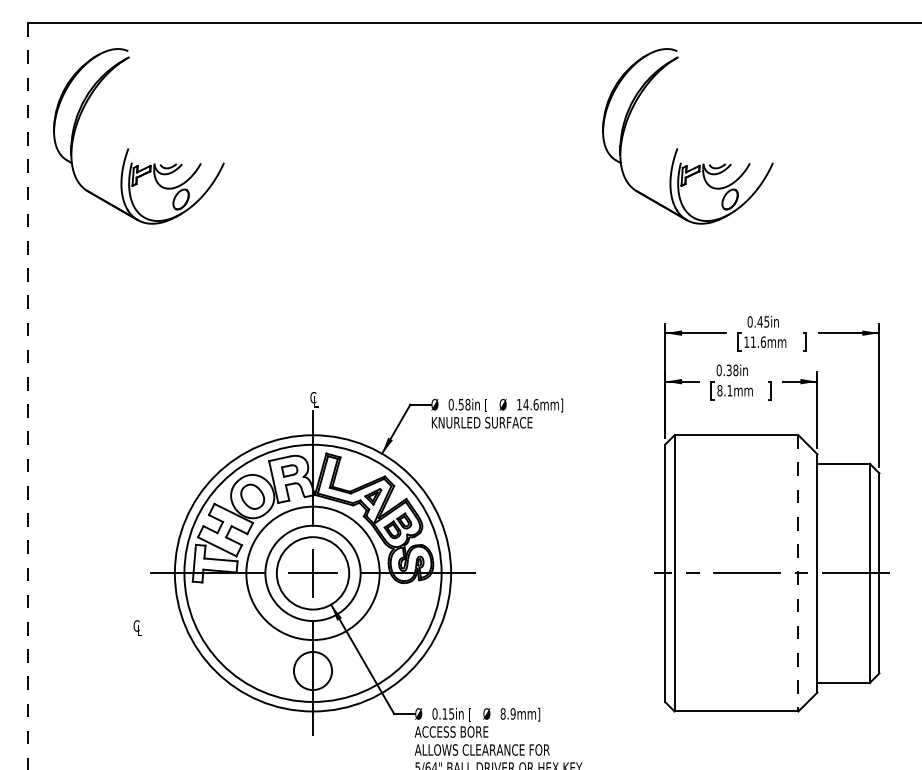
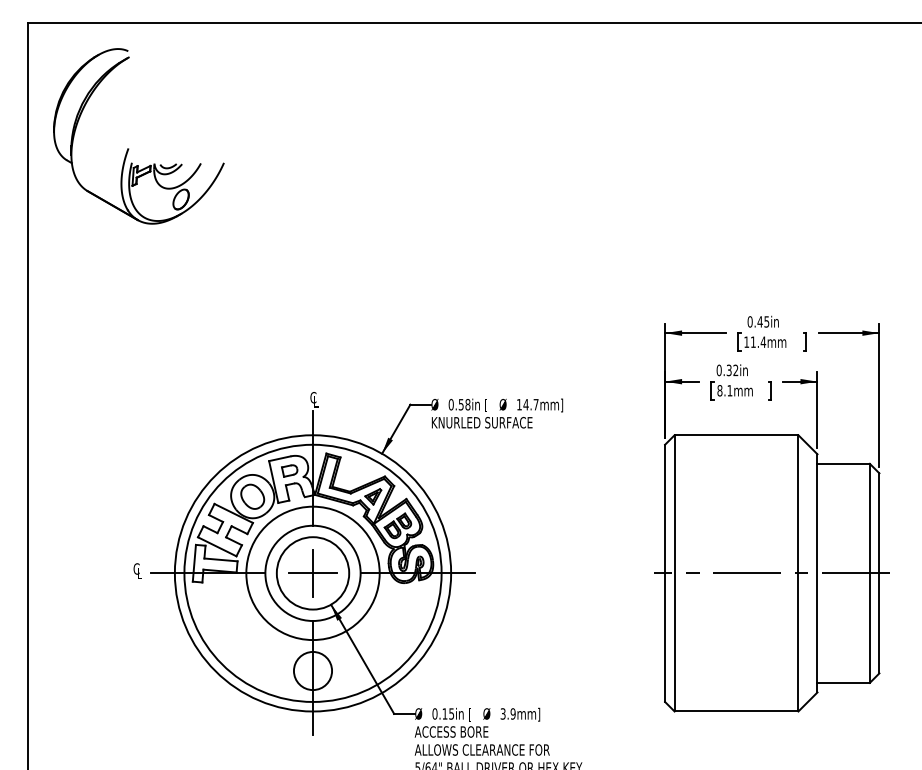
part: present -> none (678, 148)
text: 11.6mm -> 11.4mm (763, 341)
text: 0.38in -> 0.32in (735, 370)
line: dashed -> solid (27, 396)
text: 14.6mm] -> 14.7mm] (535, 404)
line: dashed -> solid (798, 573)
text position: (137, 627) -> (137, 570) (137, 570)
text: 8.9mm] -> 3.9mm] (502, 713)
